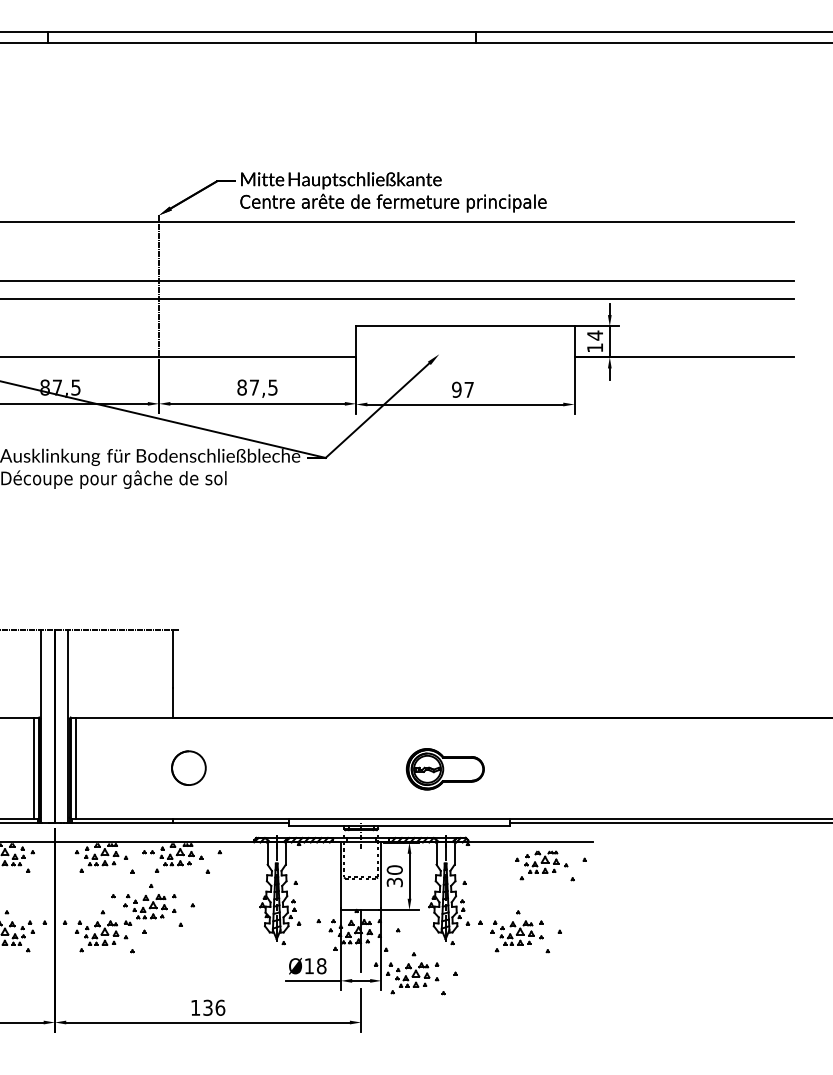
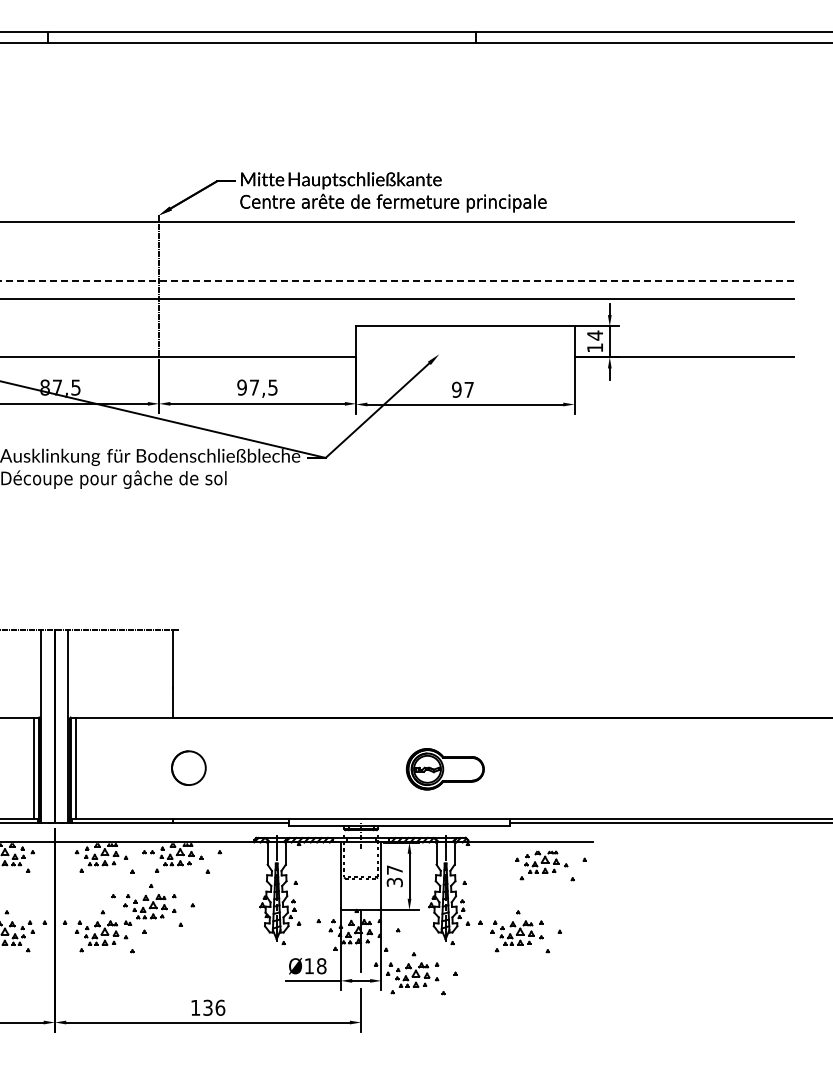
line: solid -> dashed (397, 280)
text: 87,5 -> 97,5 (241, 387)
text: 30 -> 37 (394, 869)
